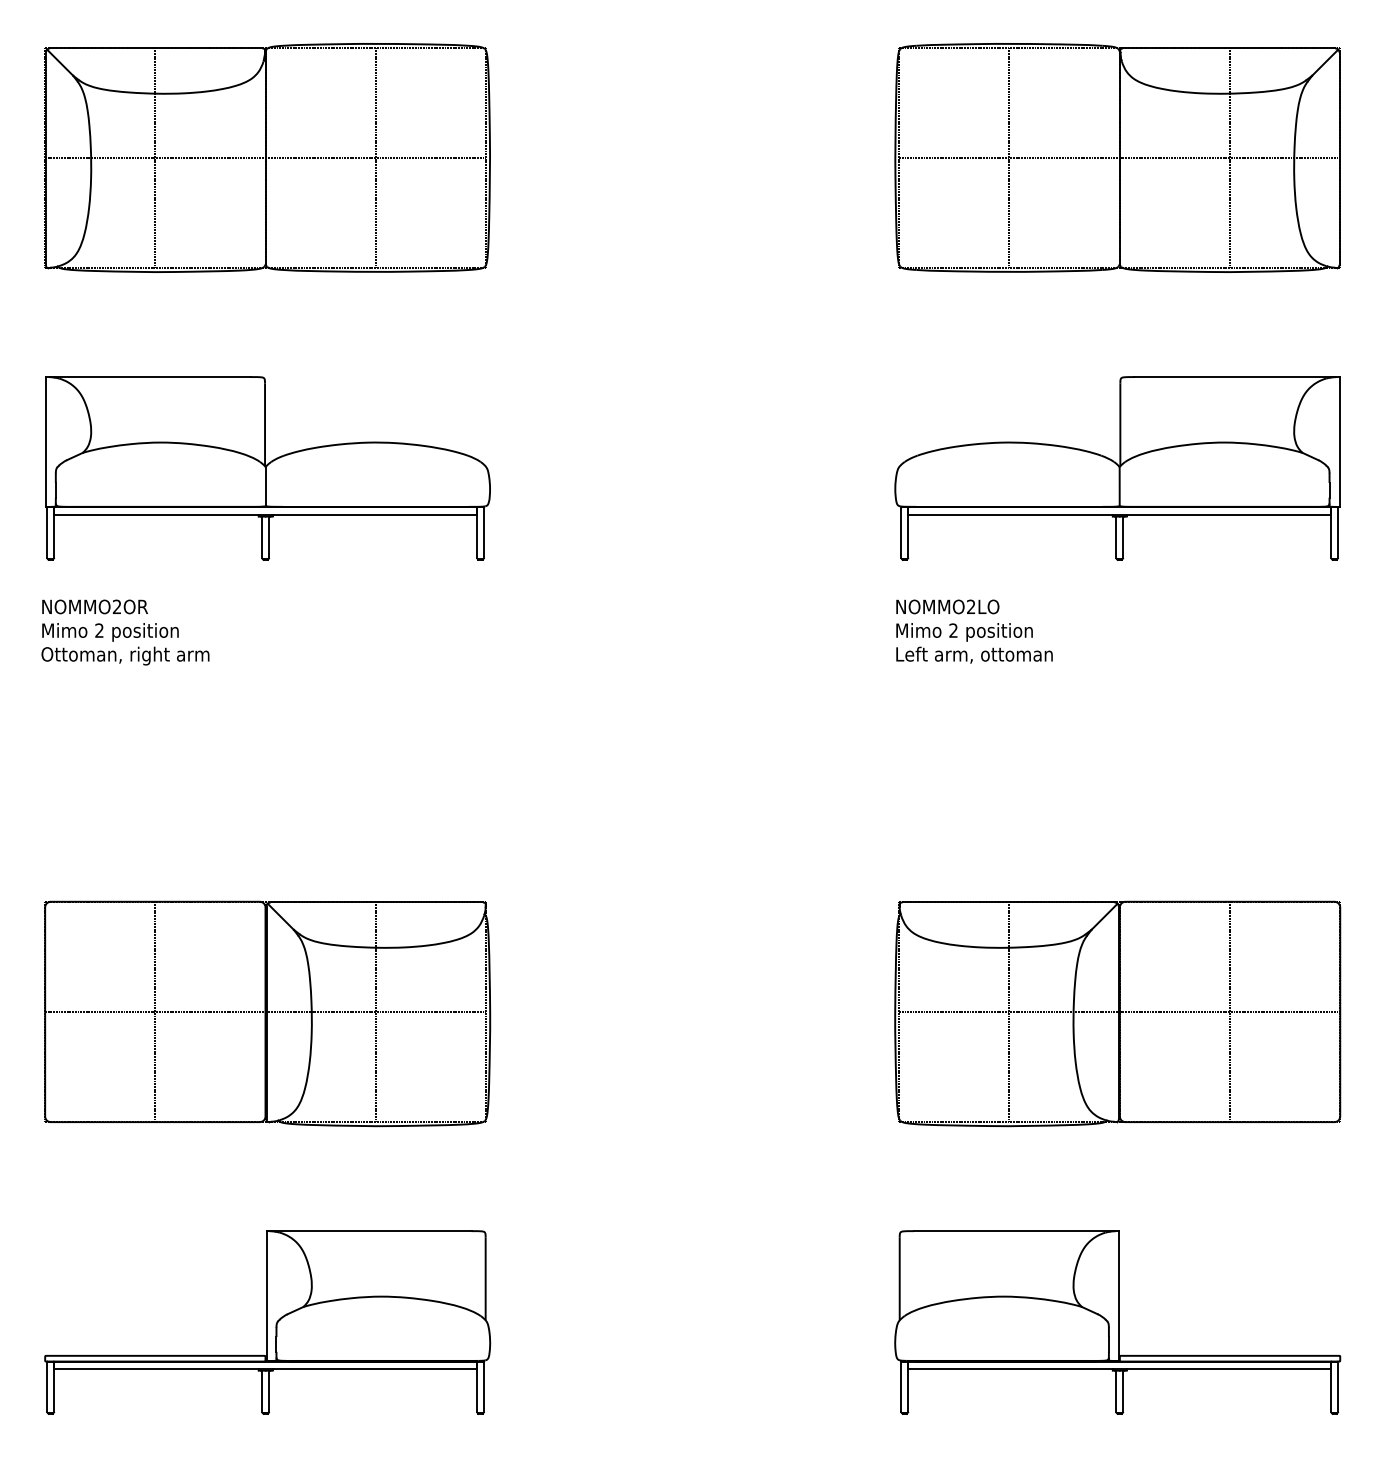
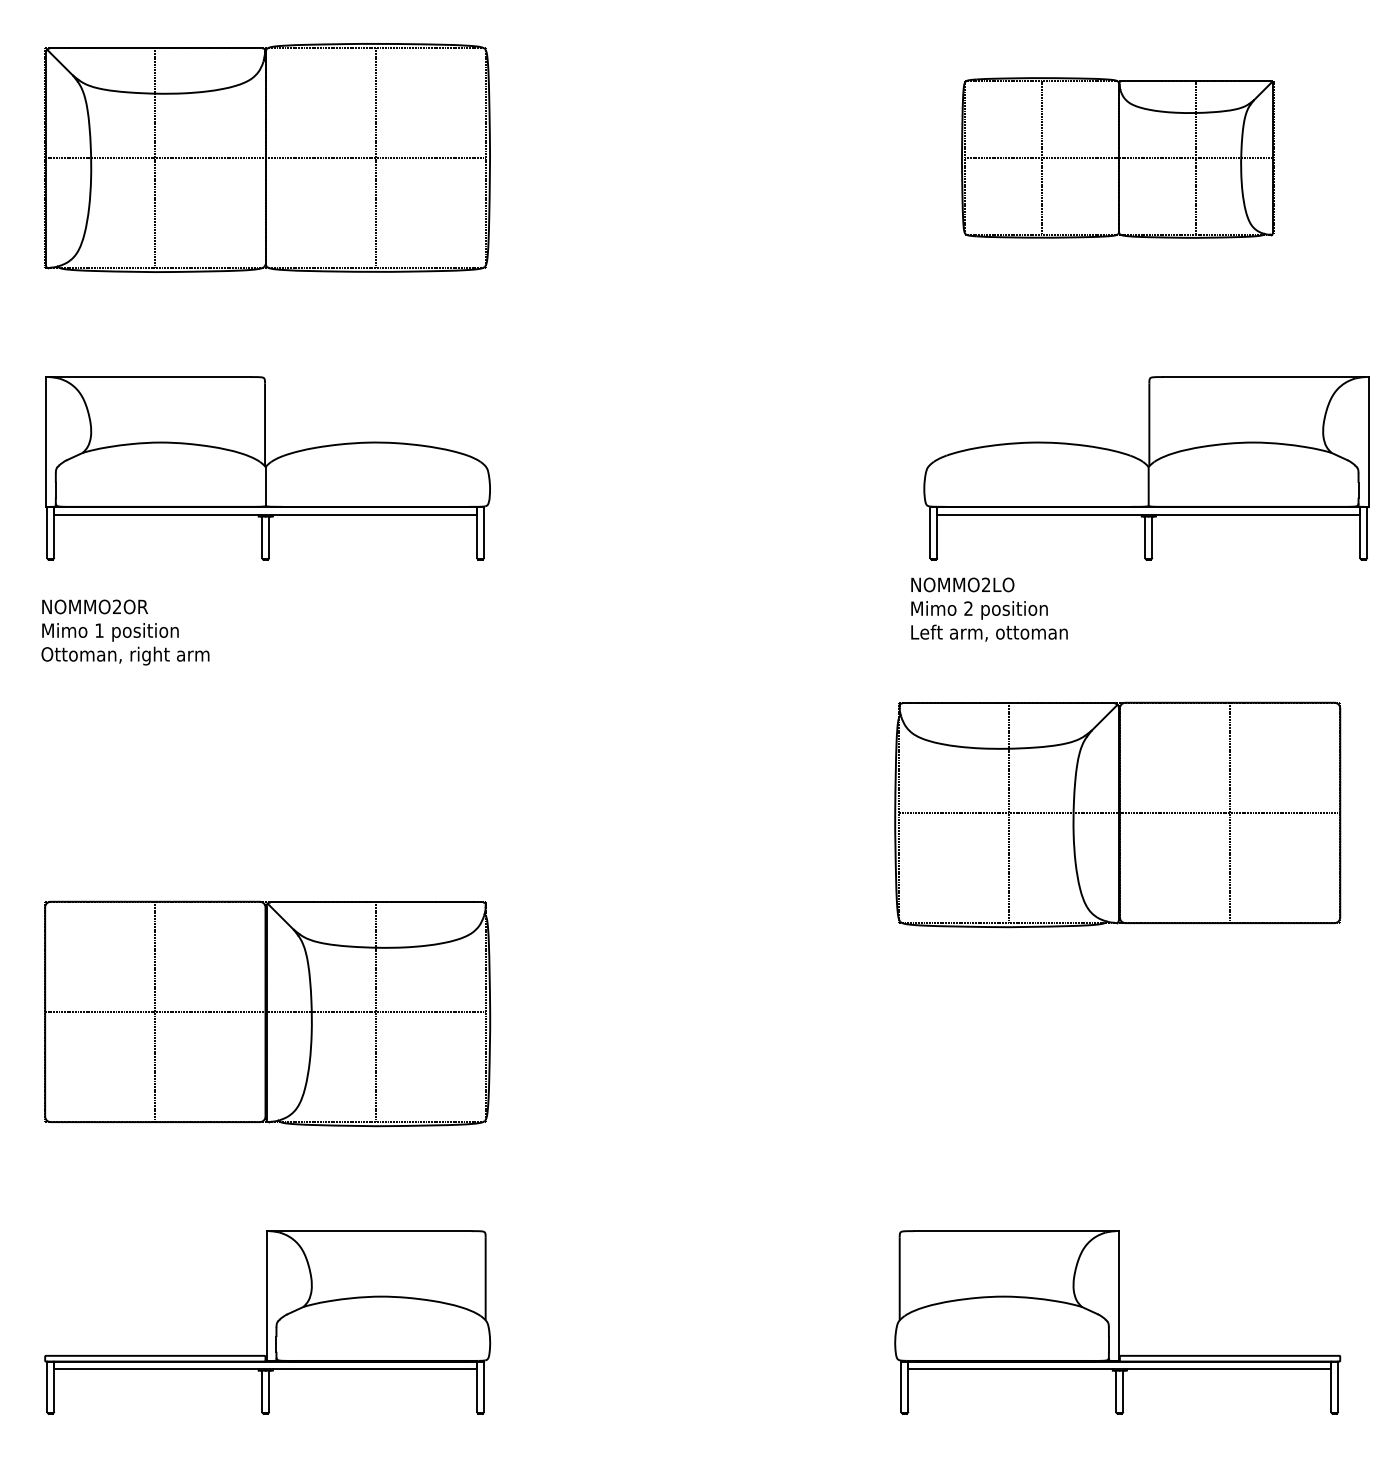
part size: 447x230 px -> 314x162 px (1117, 157)
part position: (1117, 468) -> (1146, 468) (1146, 468)
text: 2 -> 1 (99, 630)
text position: (974, 631) -> (989, 609) (989, 609)
part position: (1117, 1013) -> (1117, 814) (1117, 814)
